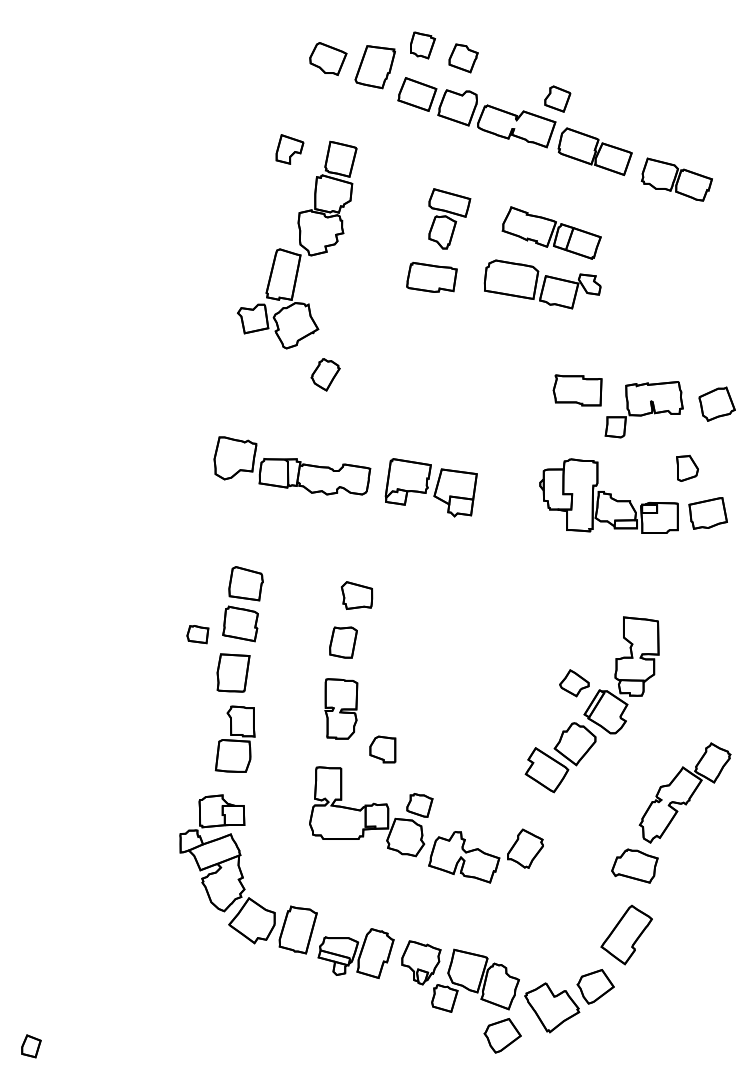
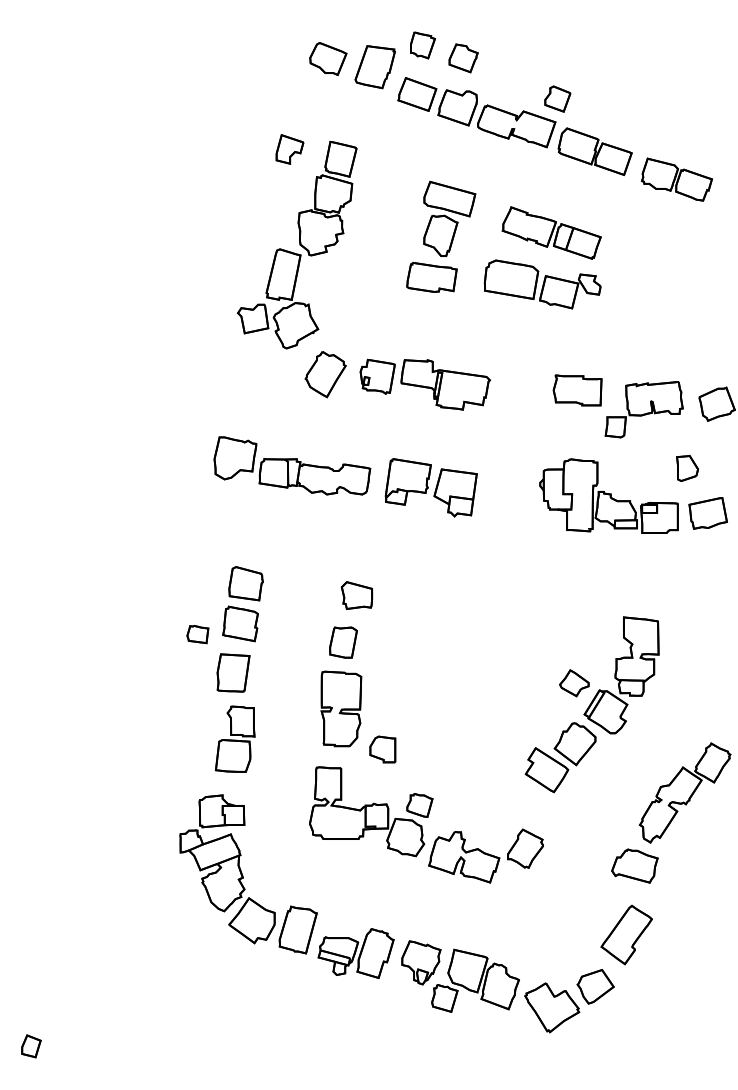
part size: 44x62 px -> 54x77 px (449, 218)
part size: 31x34 px -> 43x48 px (325, 374)
part: none -> present (424, 384)
part size: 35x62 px -> 43x78 px (341, 708)
part: present -> none (502, 1035)
